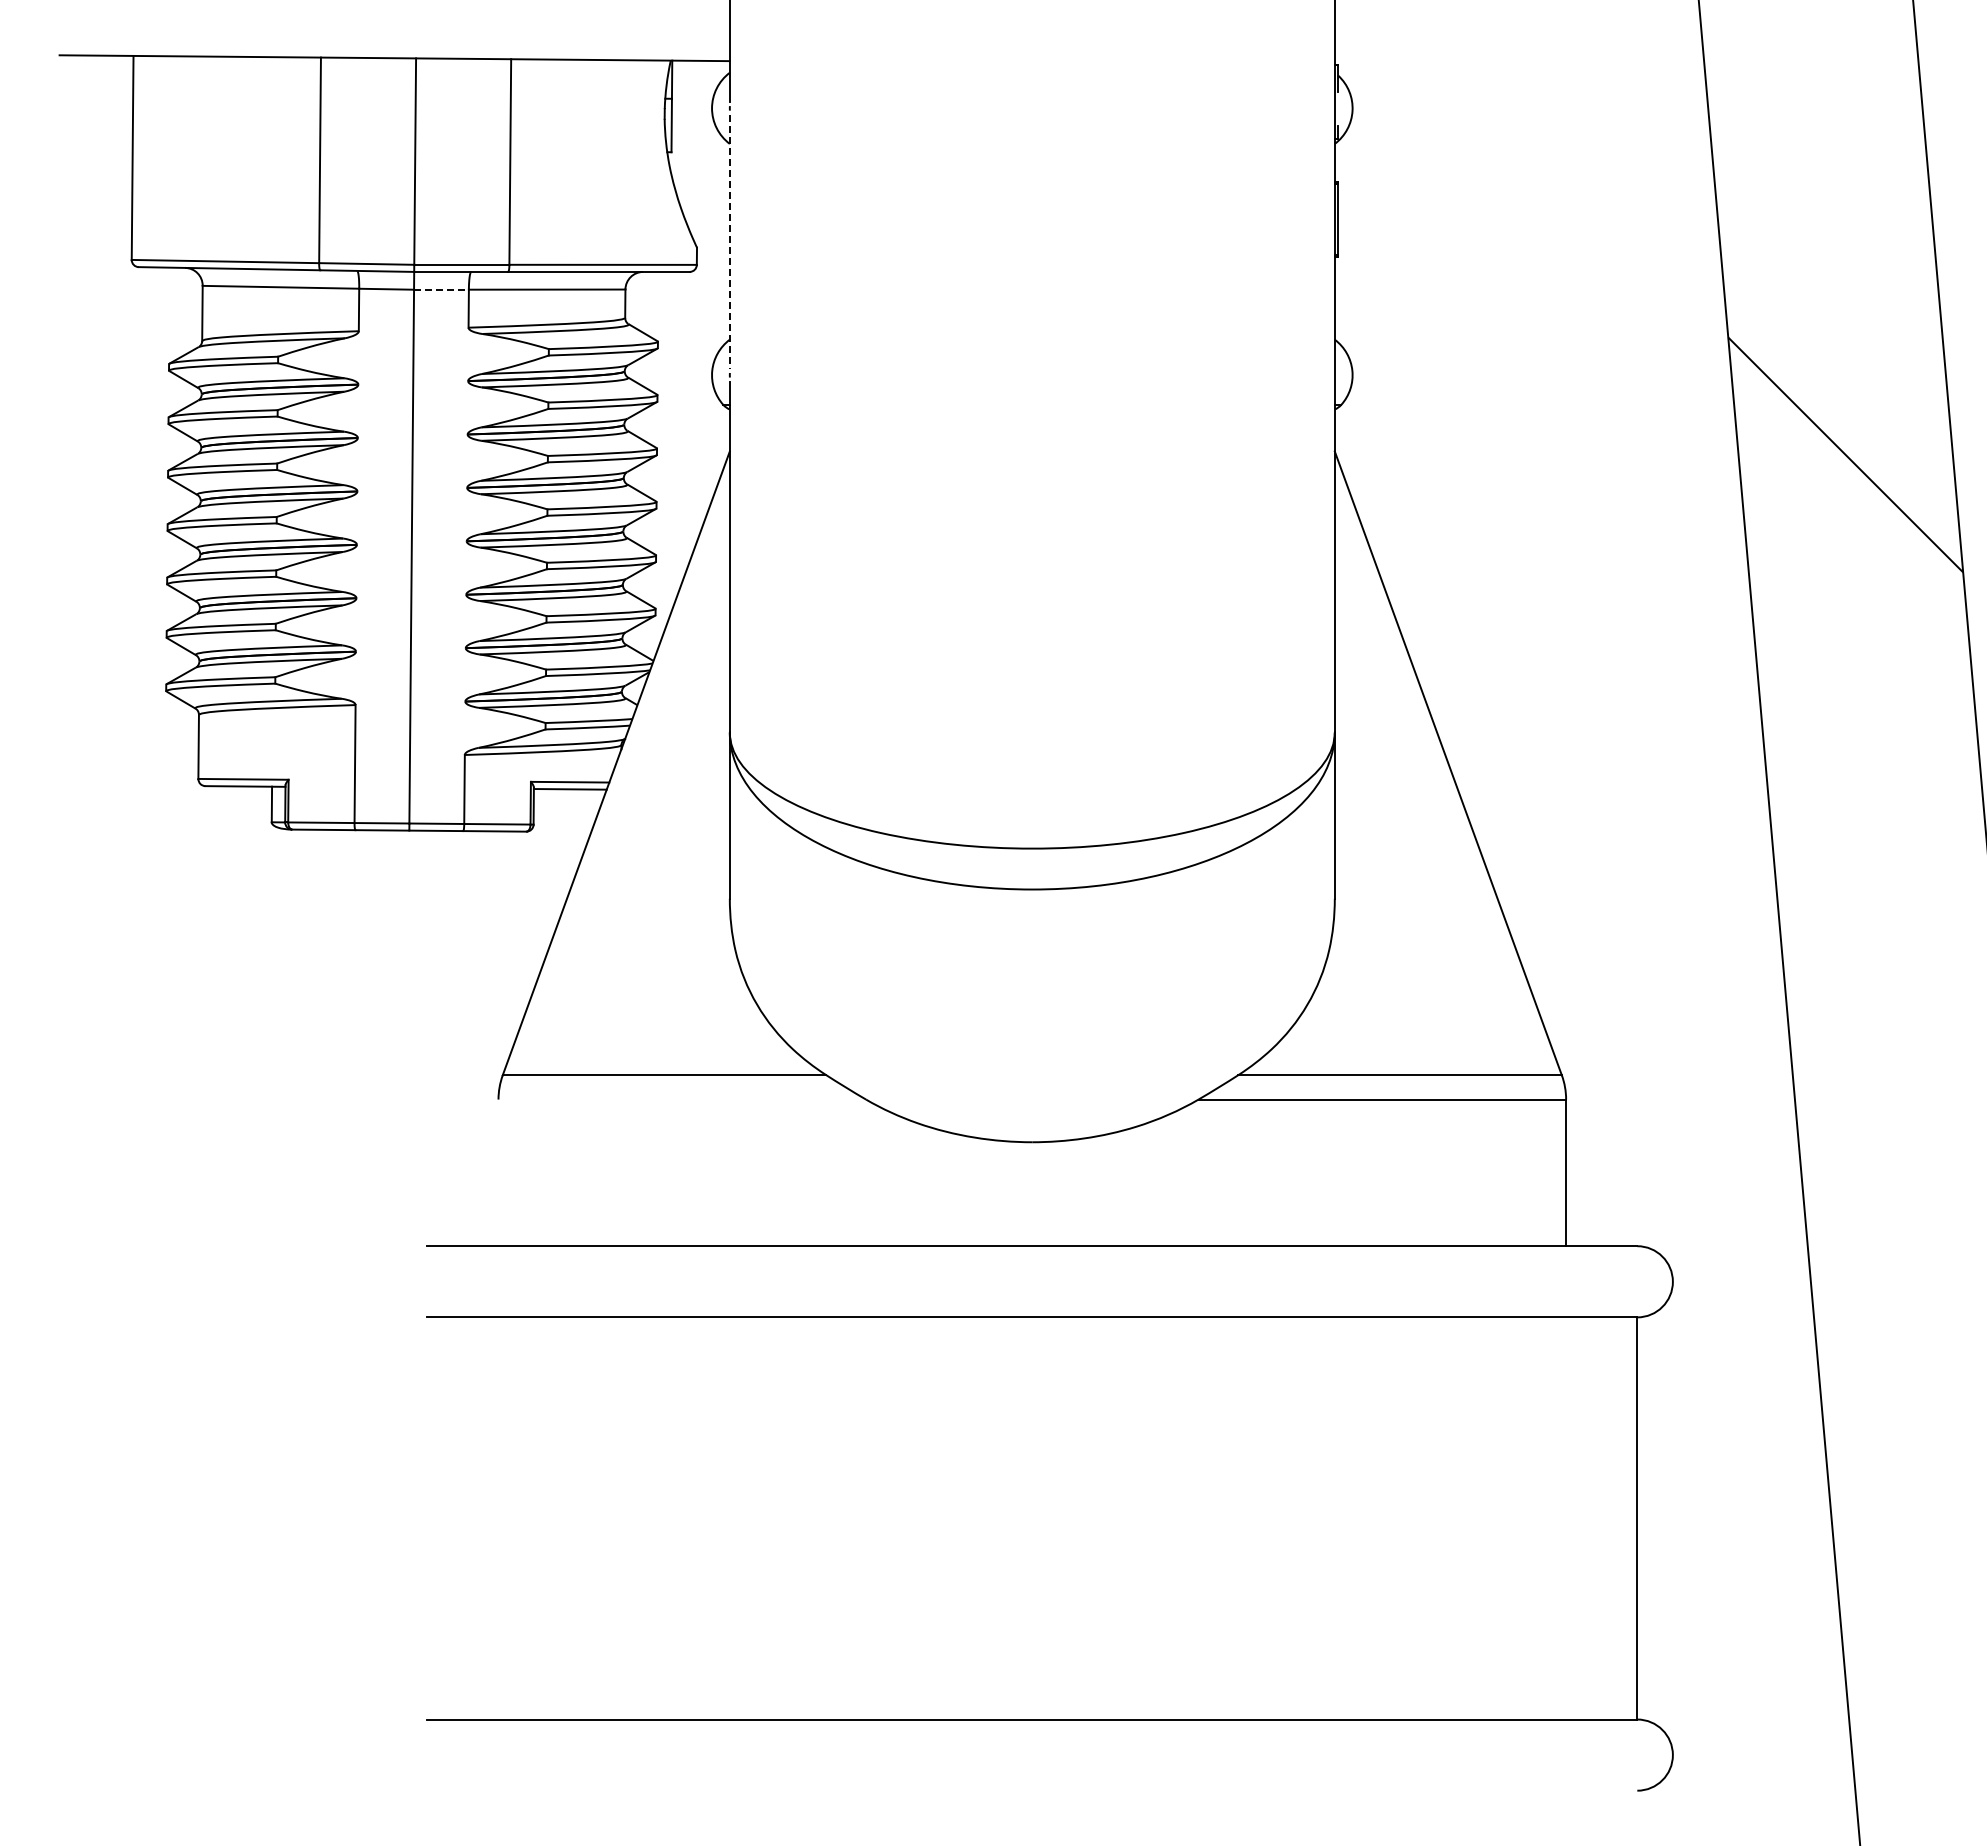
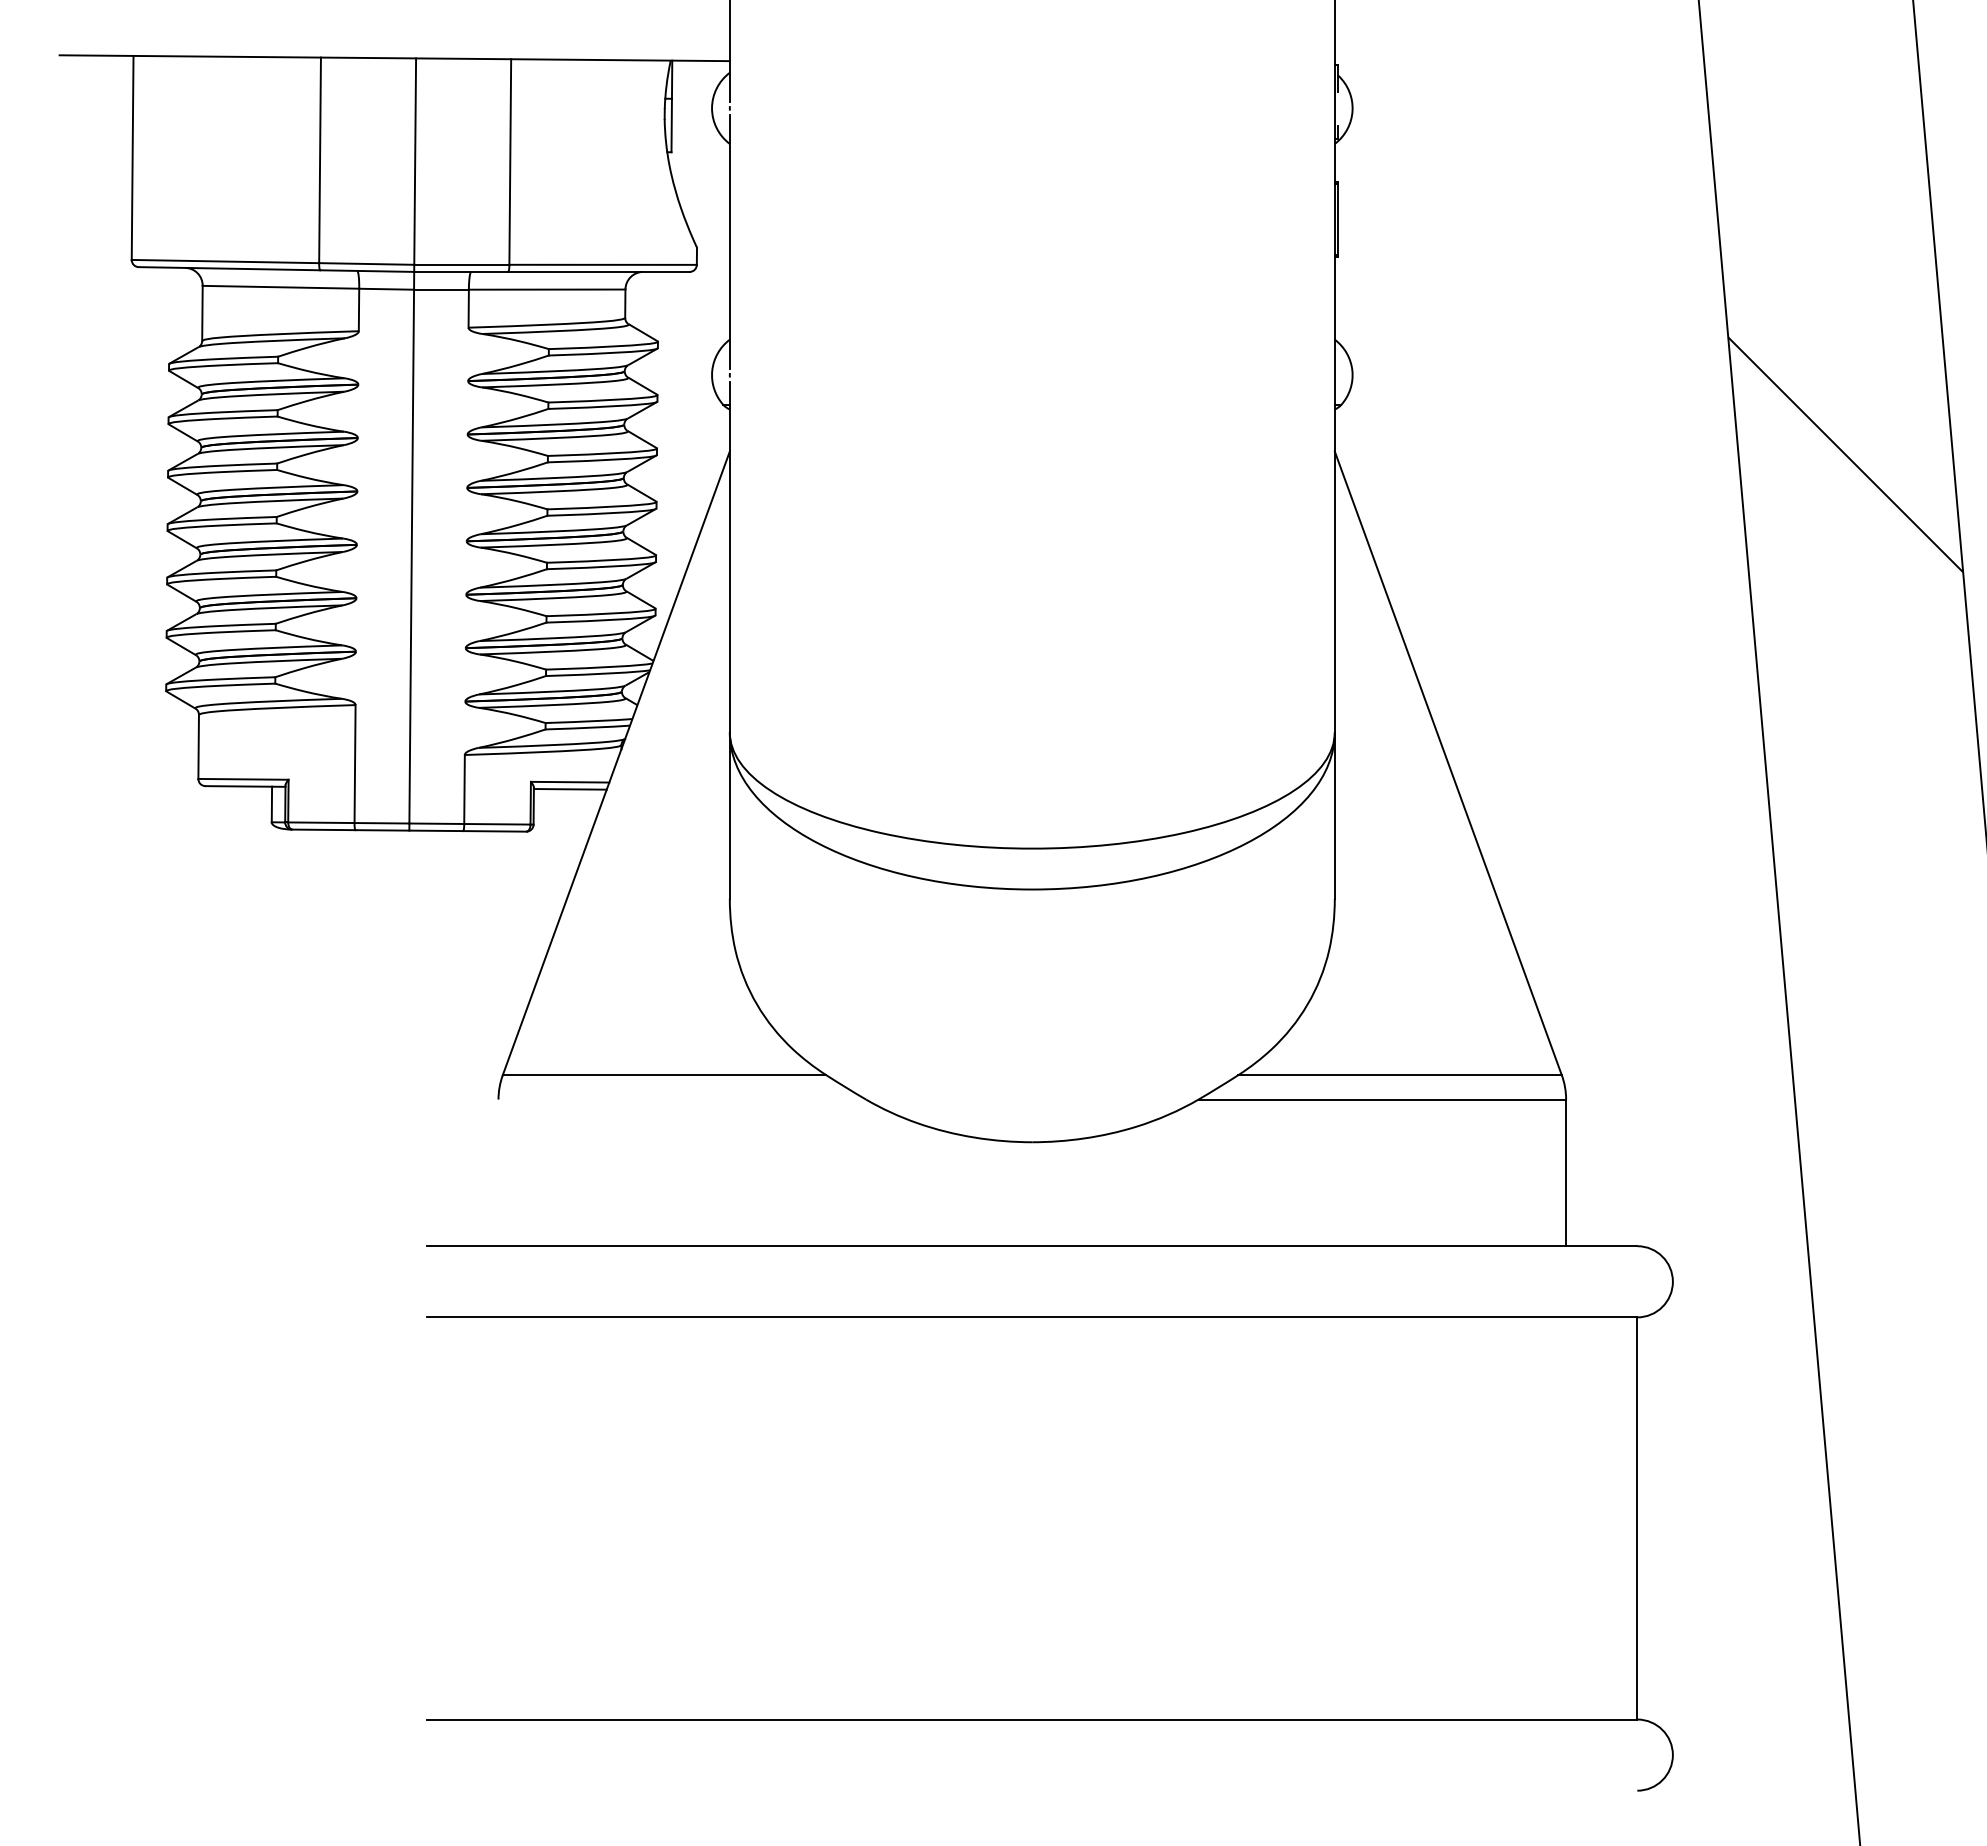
line: dashed -> solid (729, 242)
line: dashed -> solid (441, 289)
